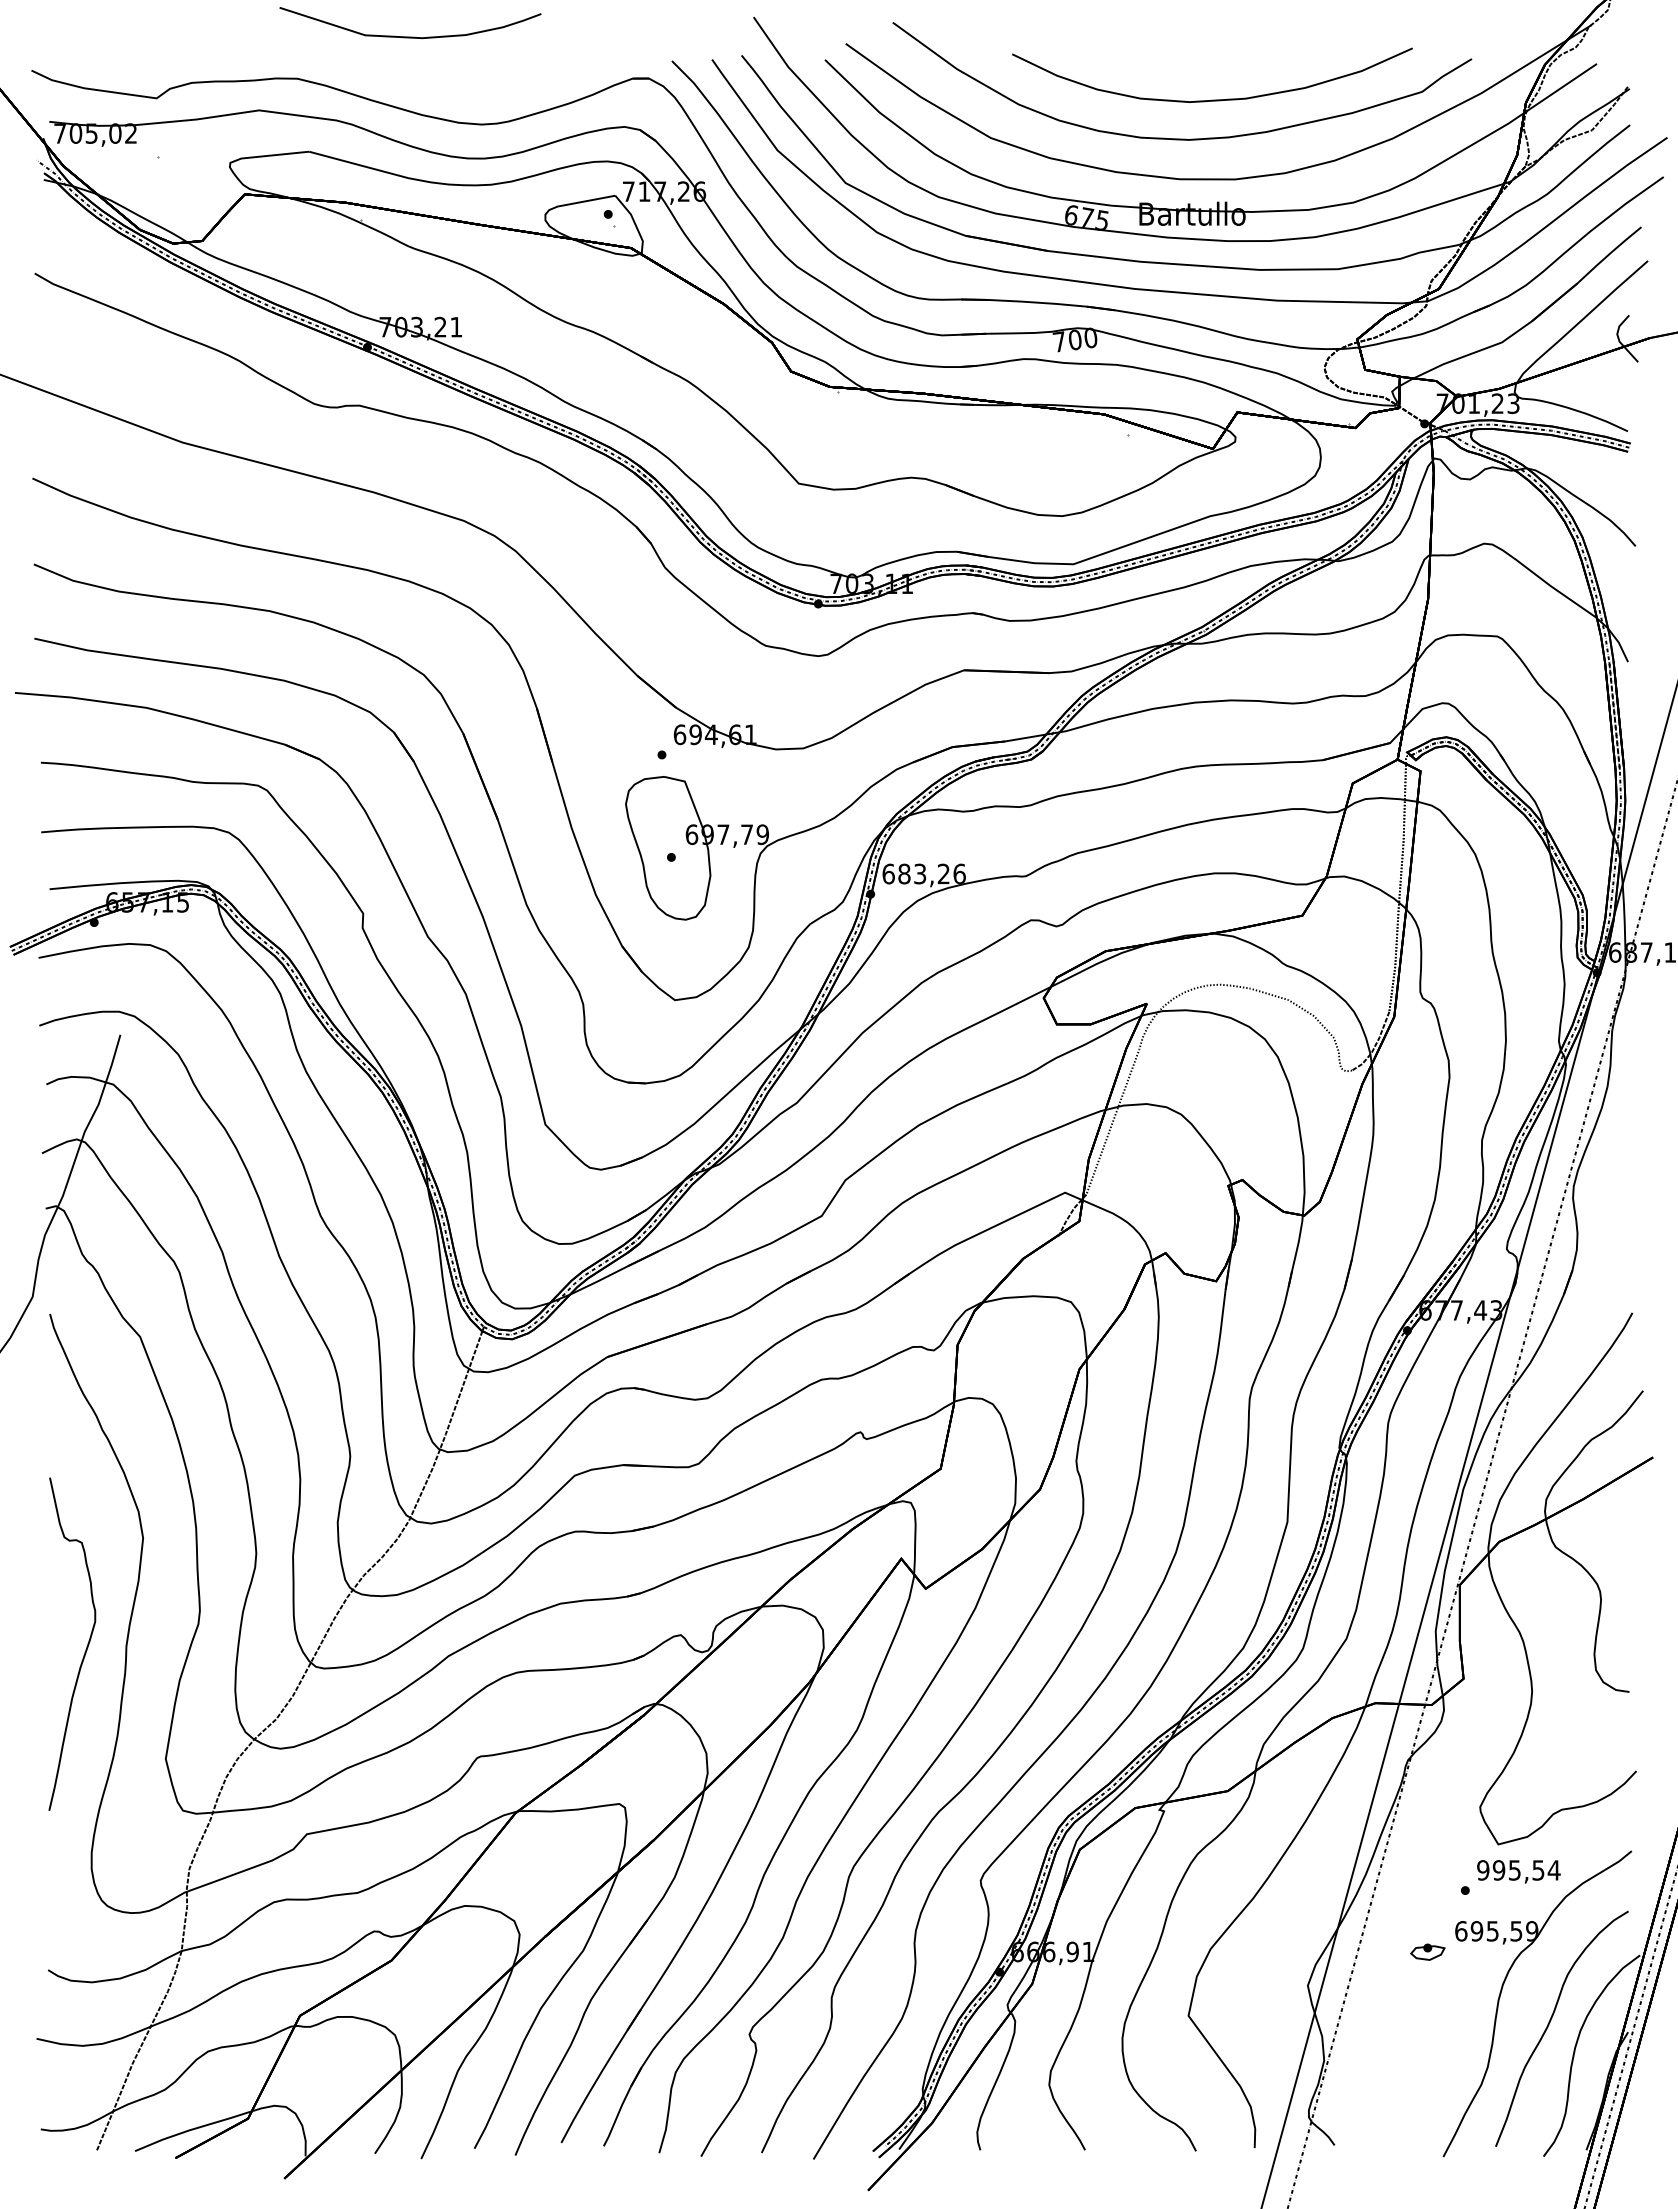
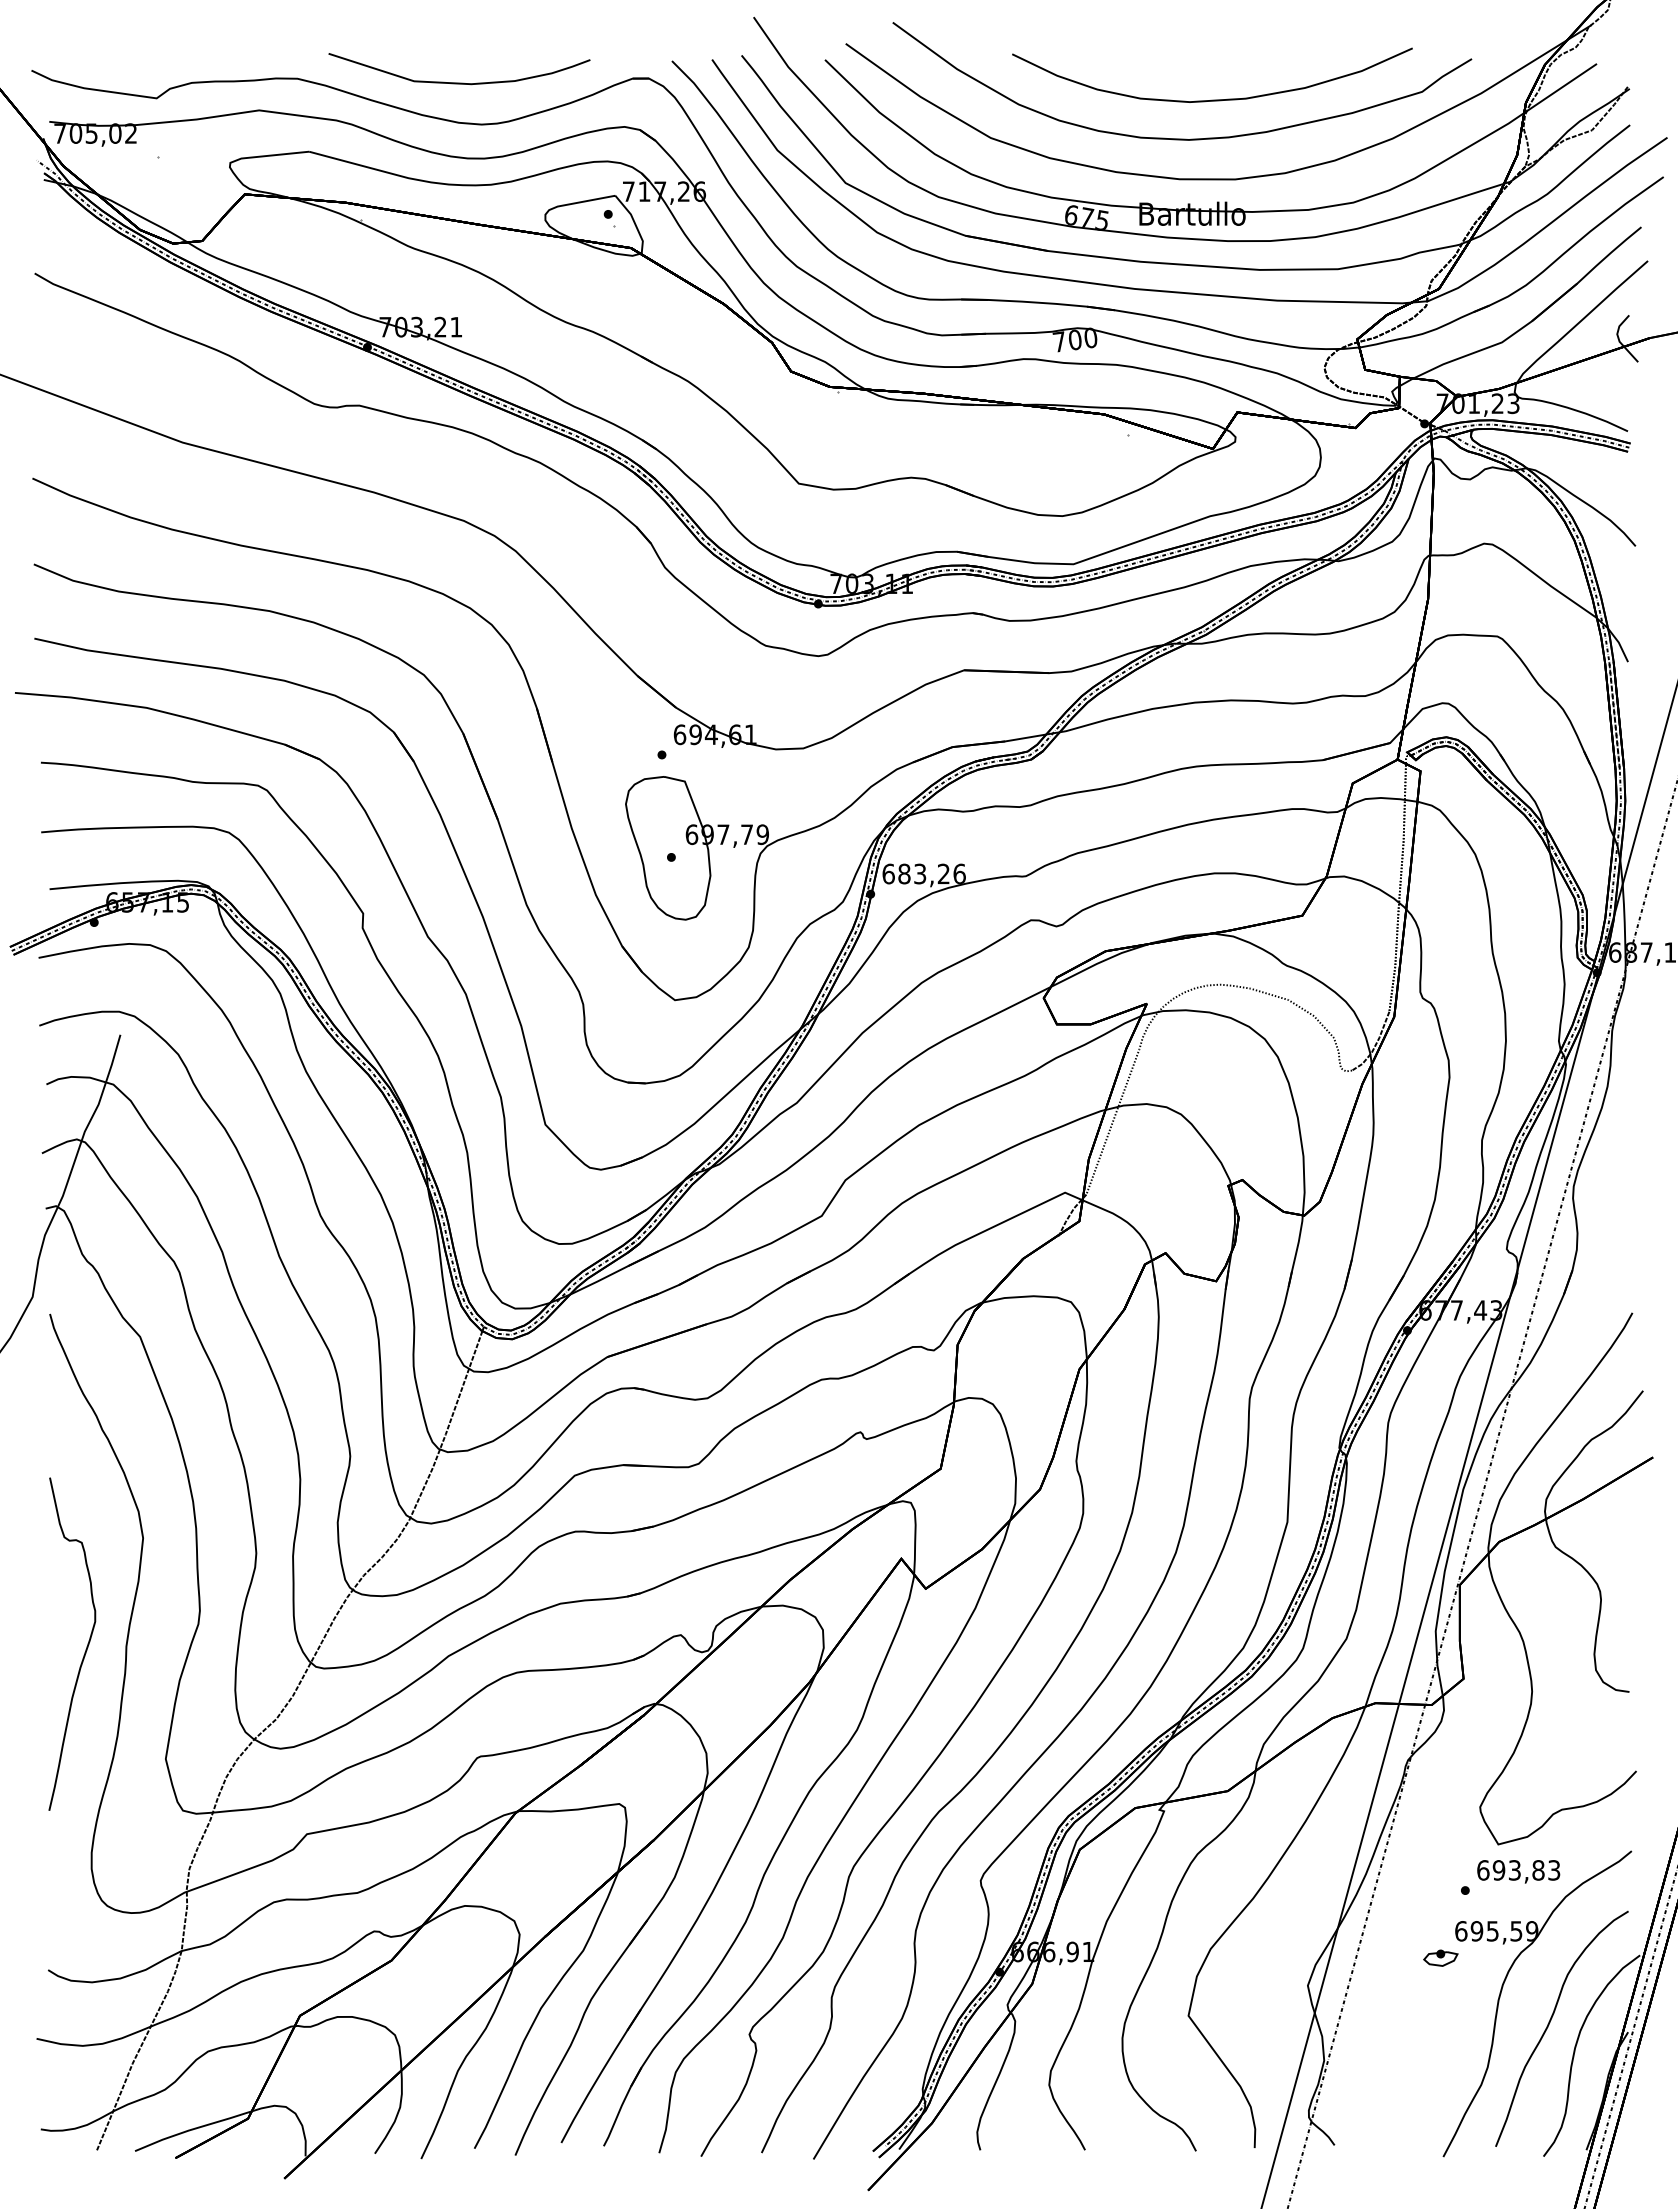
curve position: (410, 36) -> (459, 82) (459, 82)
text: 995,54 -> 693,83 (1518, 1870)
part position: (1427, 1951) -> (1440, 1957) (1440, 1957)
